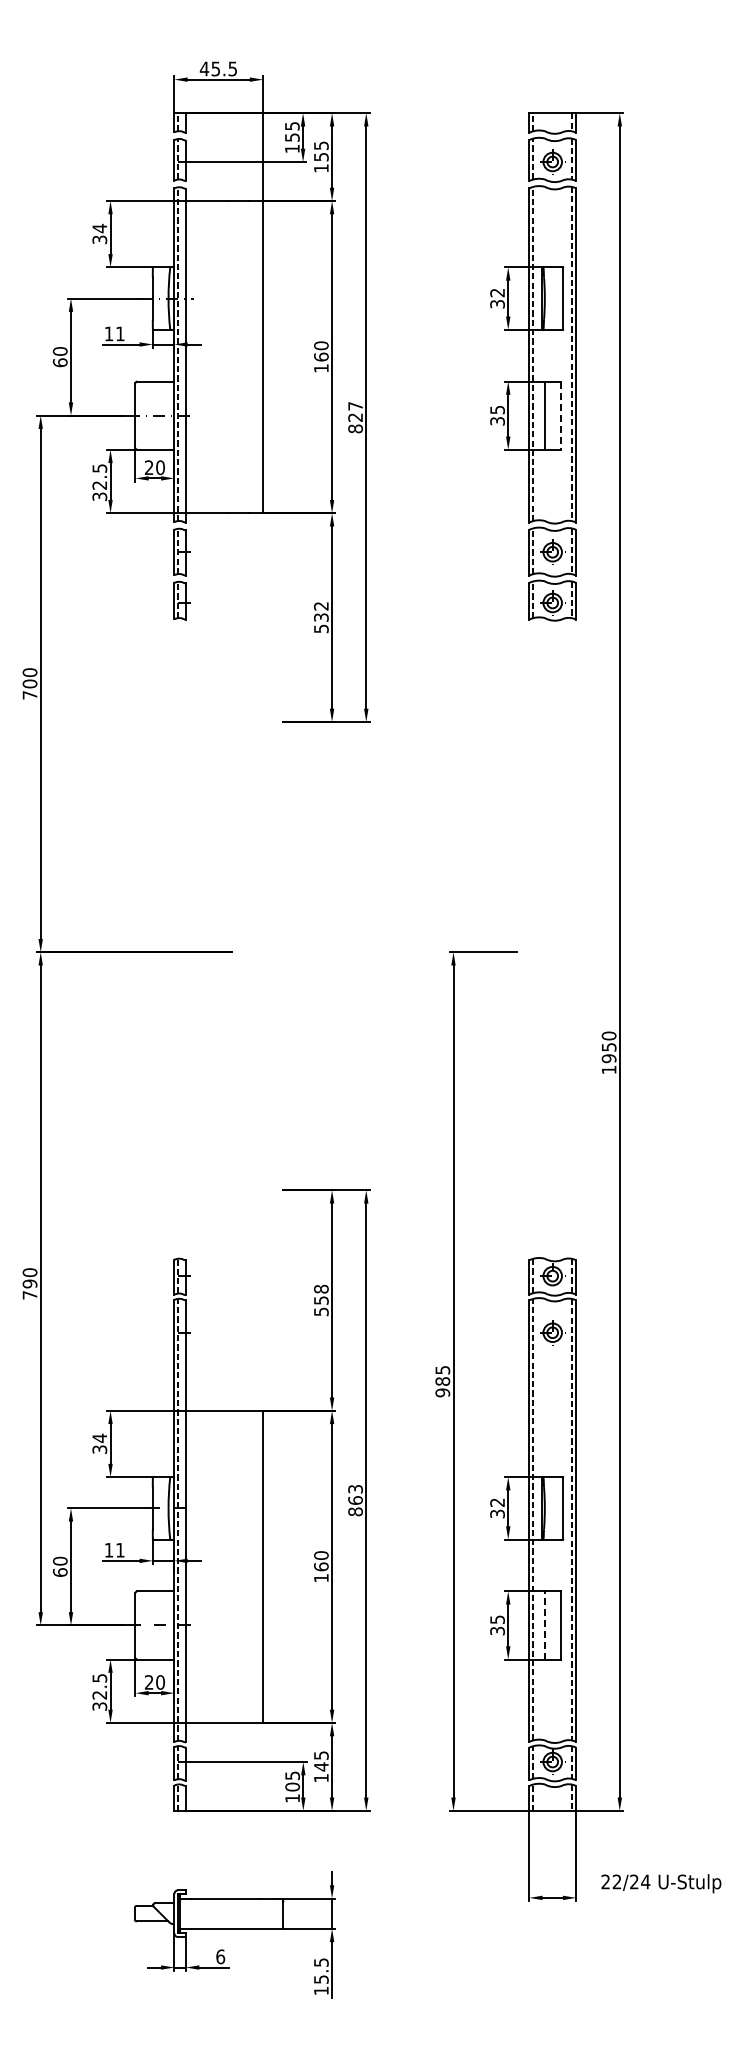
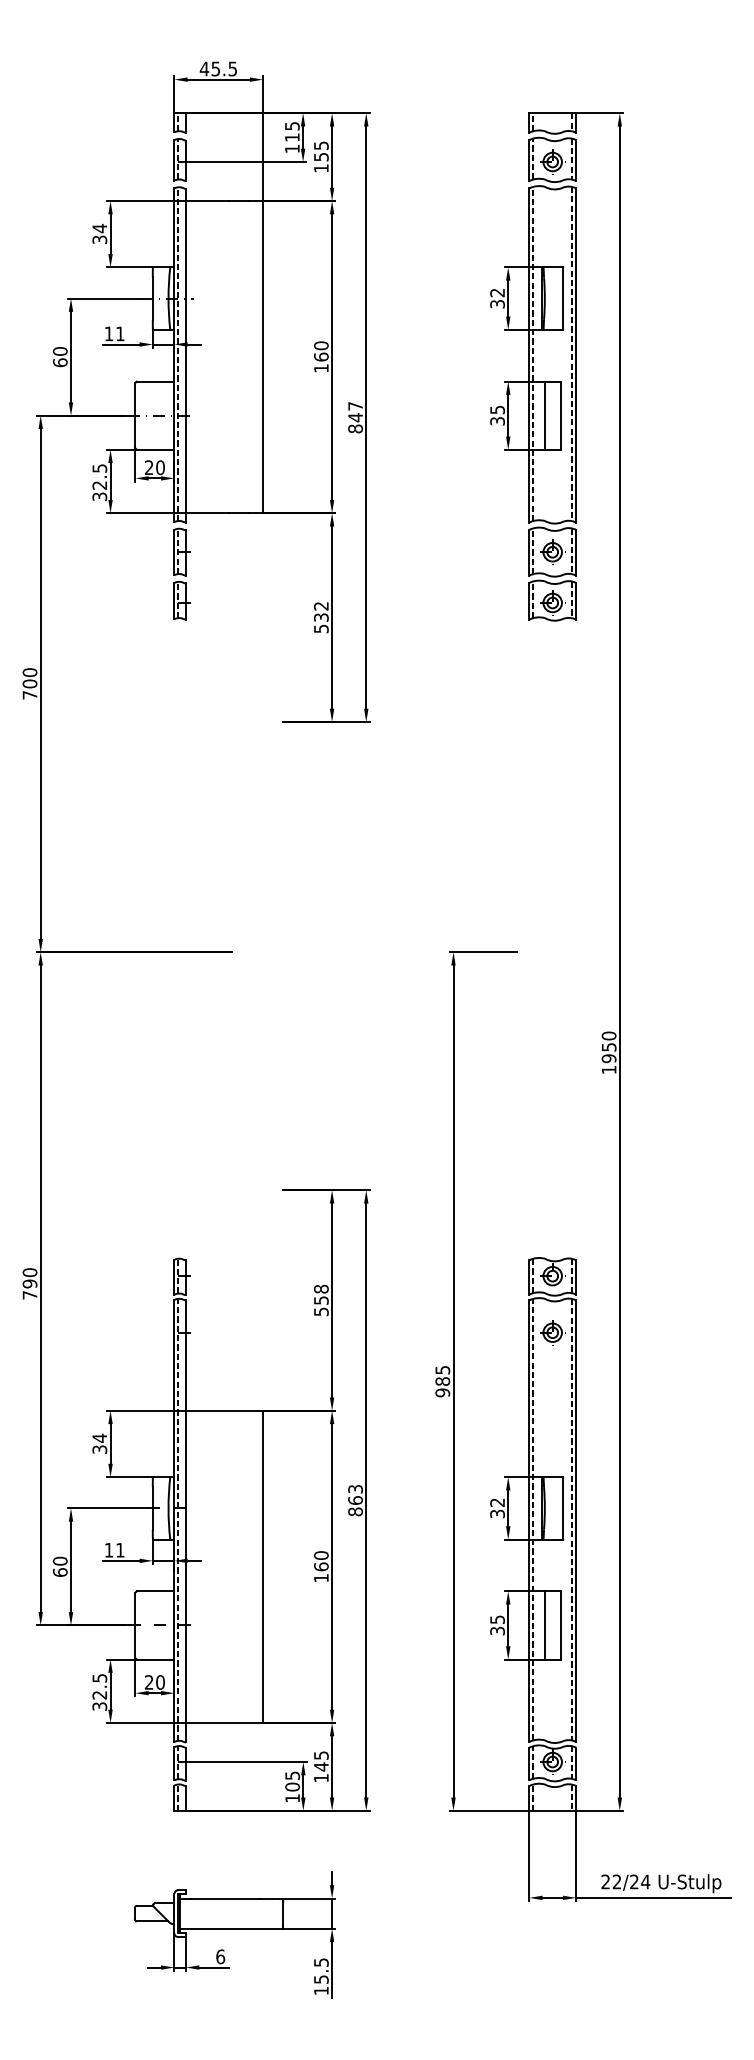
text: 155 -> 115 (292, 137)
line: dashed -> solid (560, 416)
text: 827 -> 847 (355, 417)
line: dashed -> solid (544, 1624)
line: none -> present (653, 1897)
